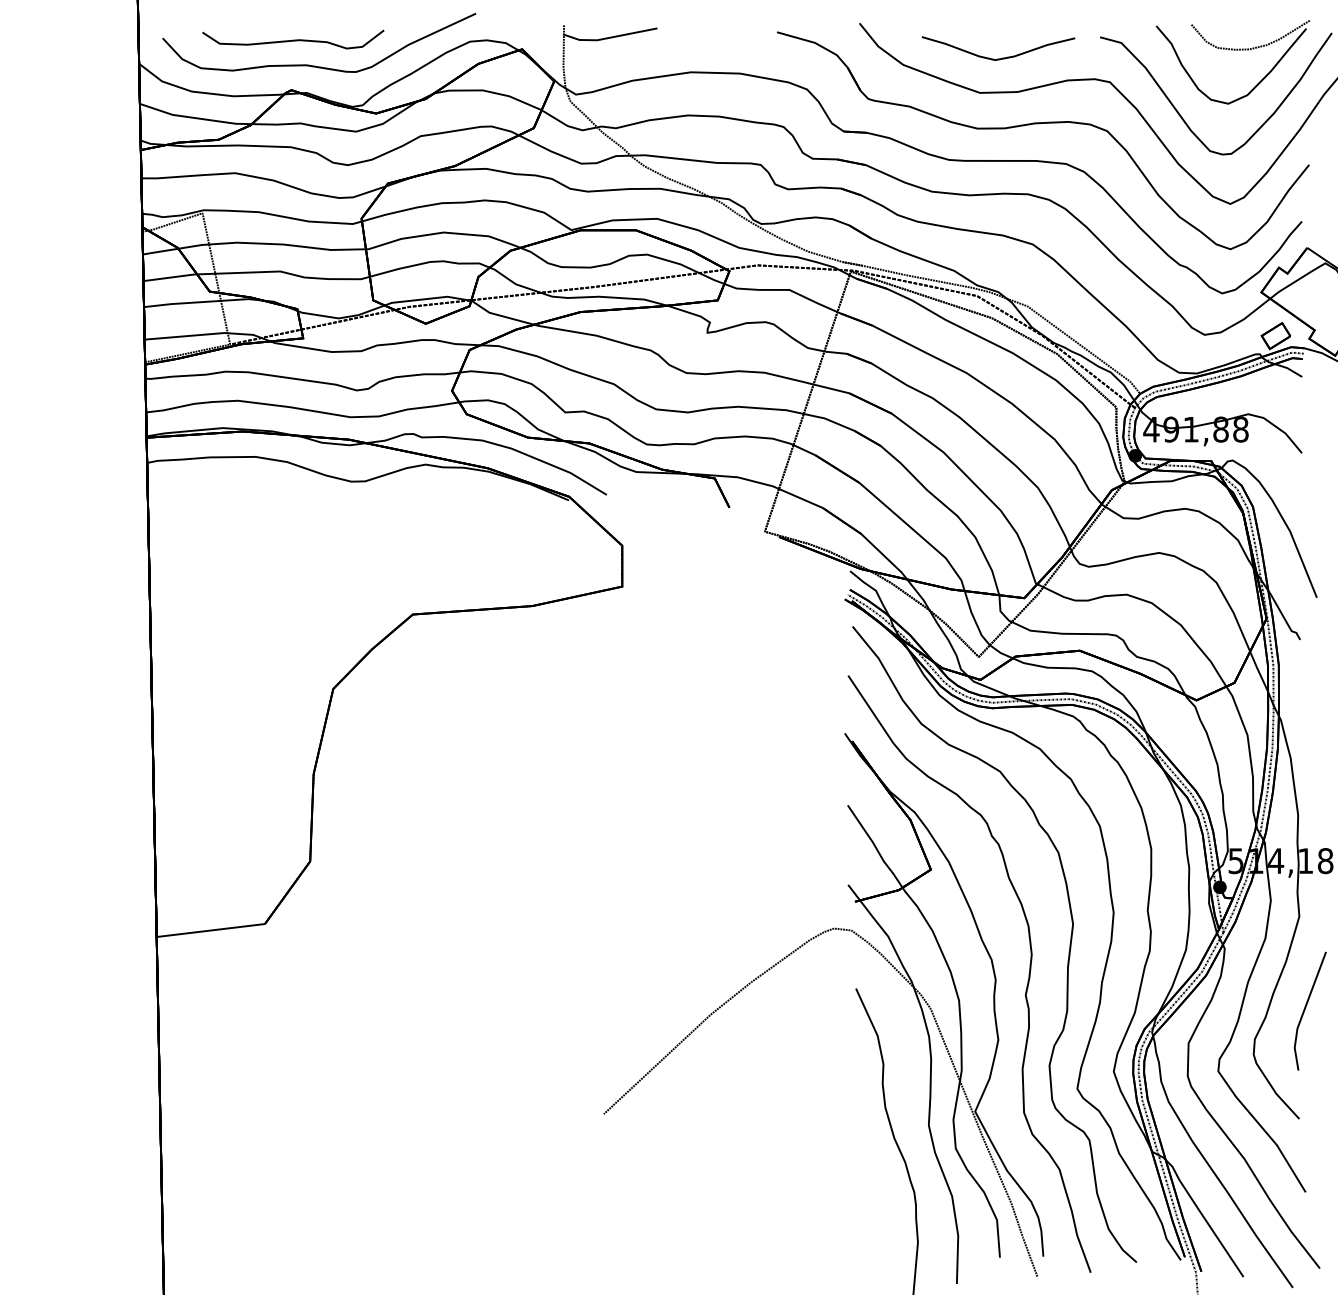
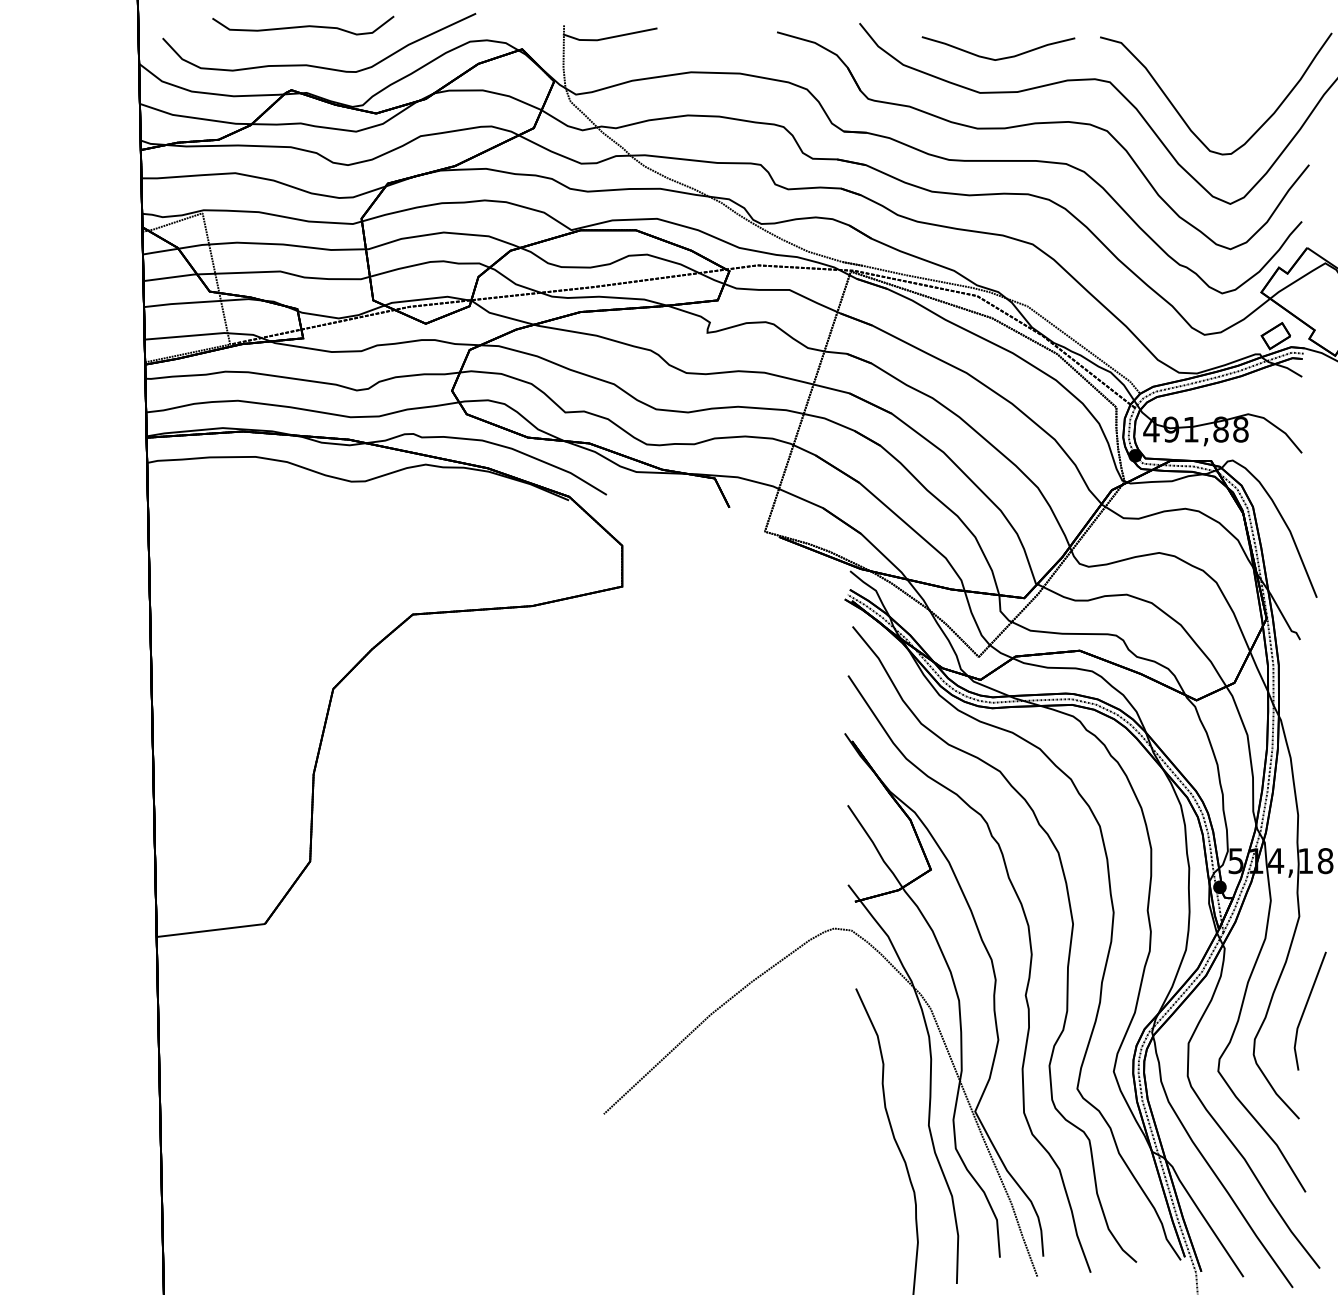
curve position: (293, 39) -> (303, 25) (303, 25)
part: present -> none (1232, 50)
